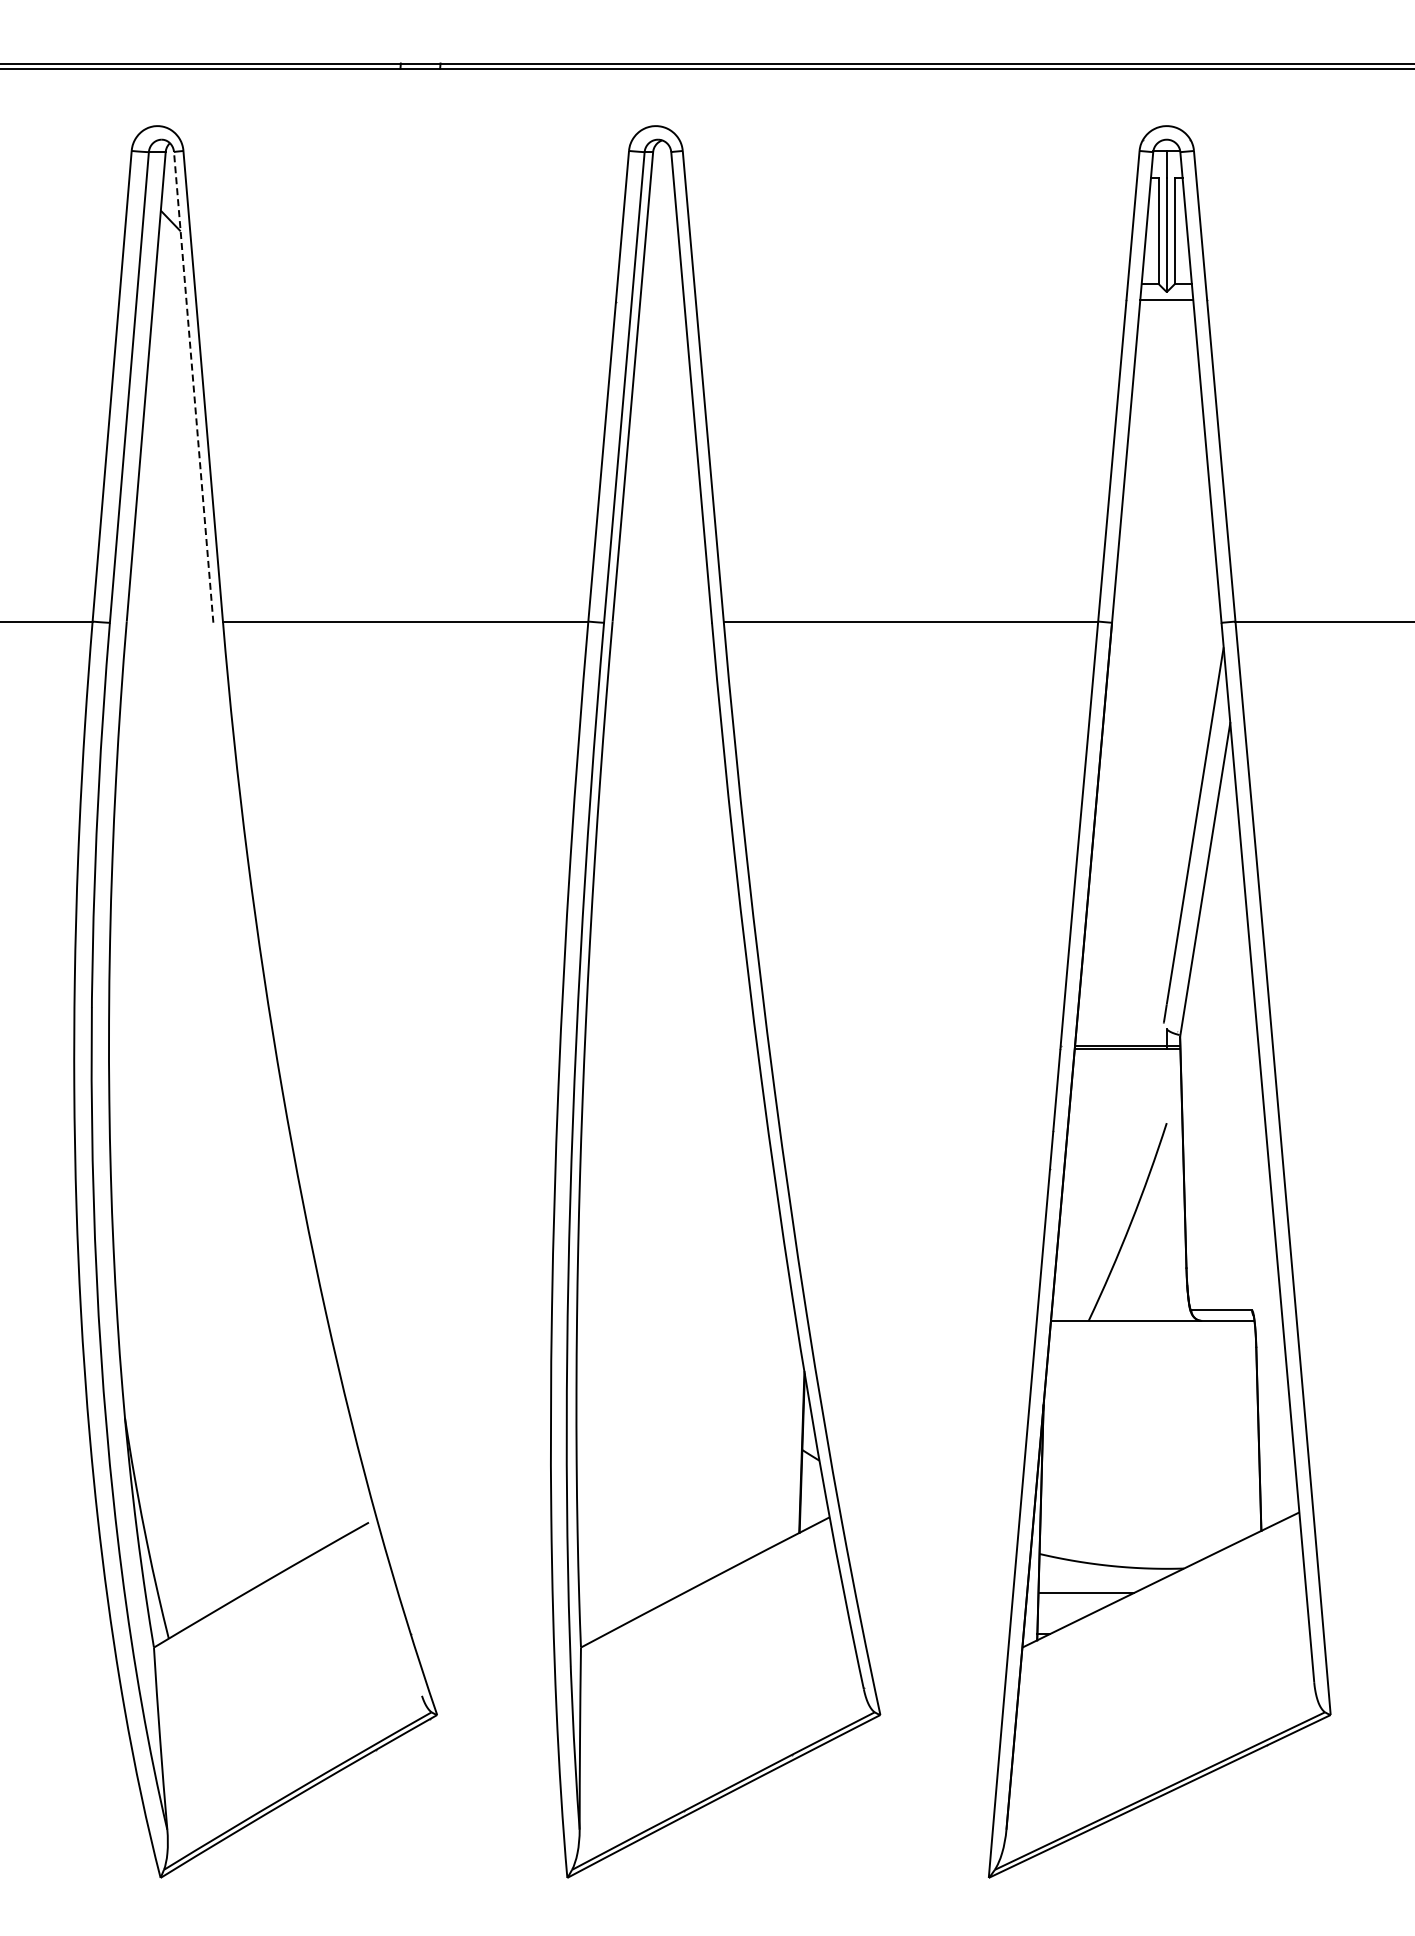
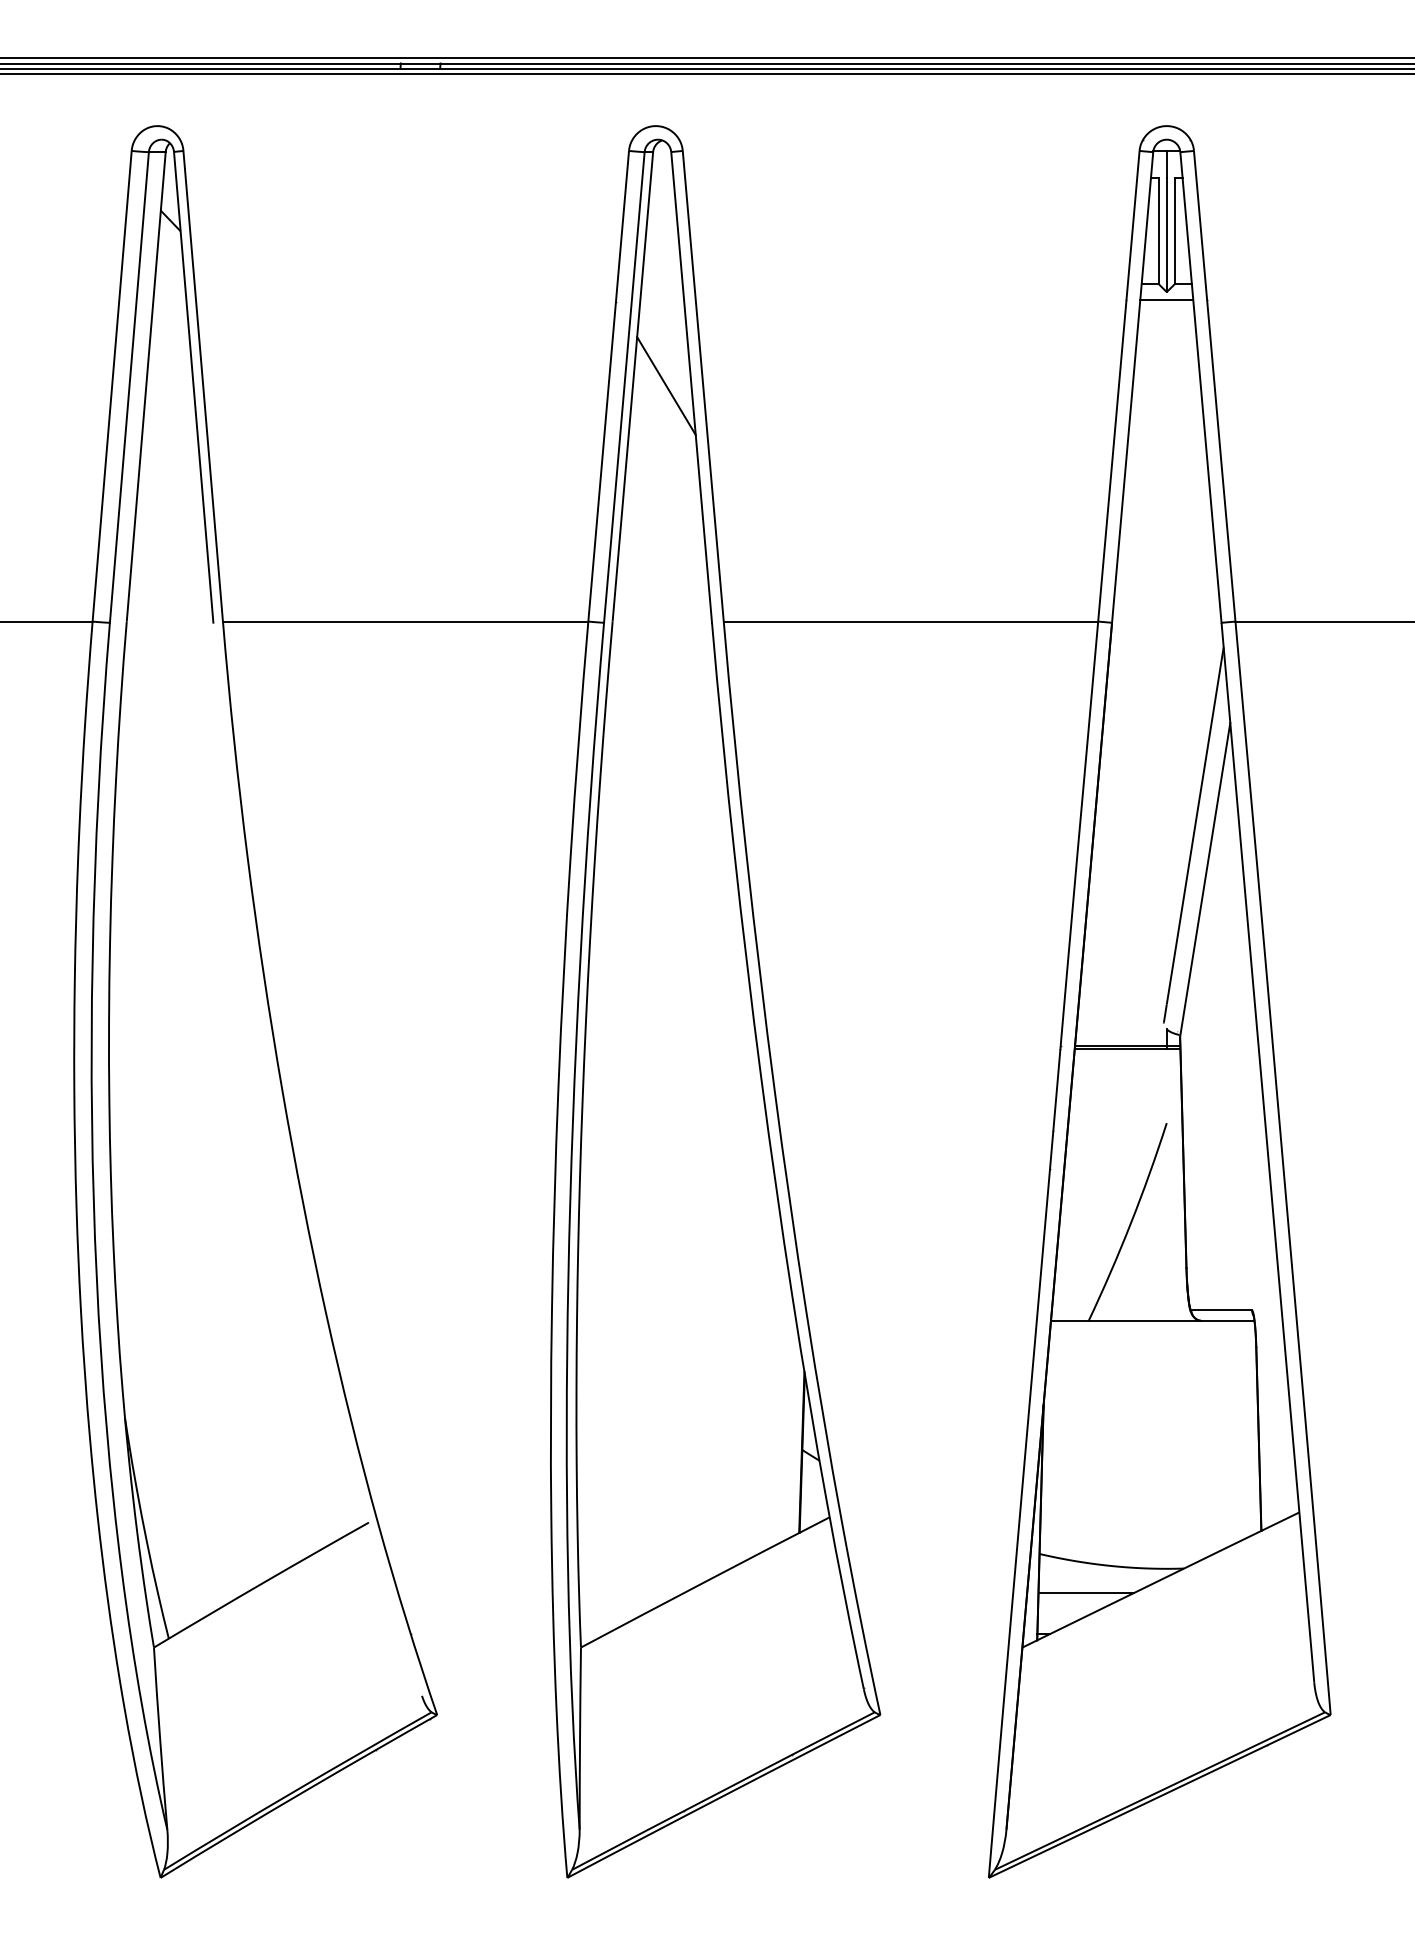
line: none -> present (706, 58)
line: none -> present (706, 74)
line: none -> present (666, 385)
line: dashed -> solid (193, 386)
